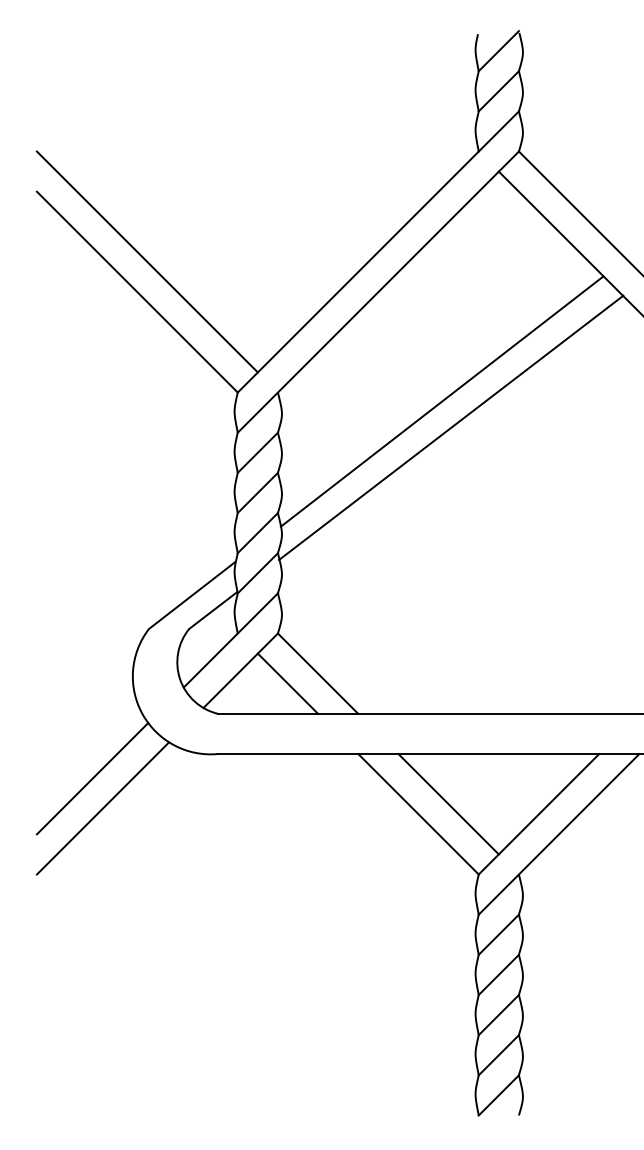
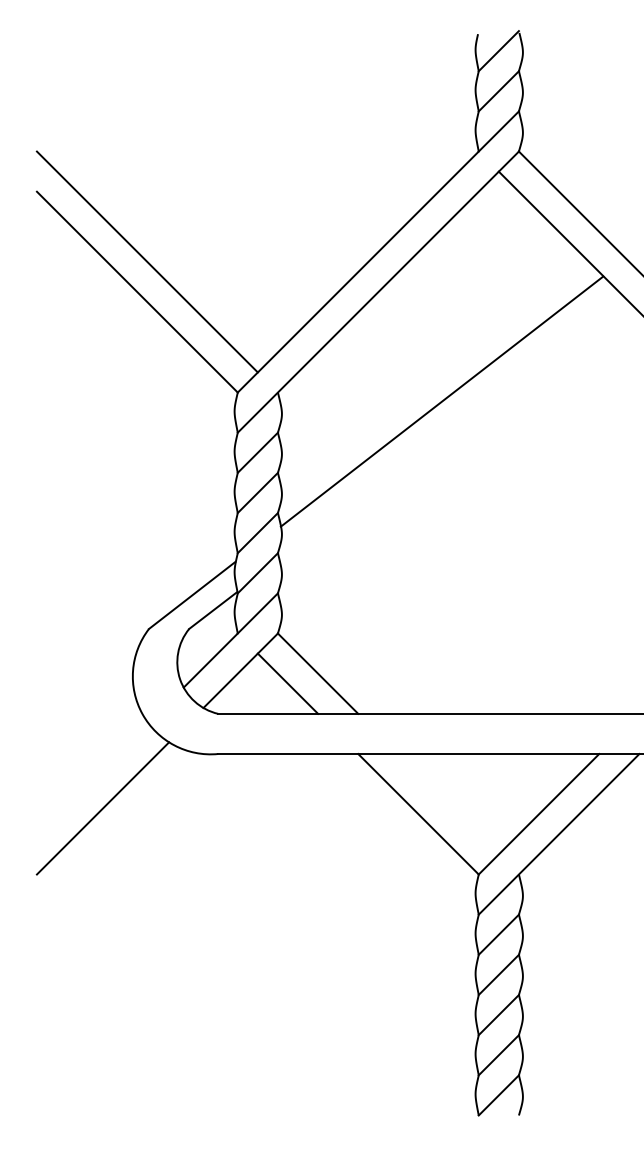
line: present -> none (451, 427)
line: present -> none (92, 778)
line: present -> none (448, 804)
